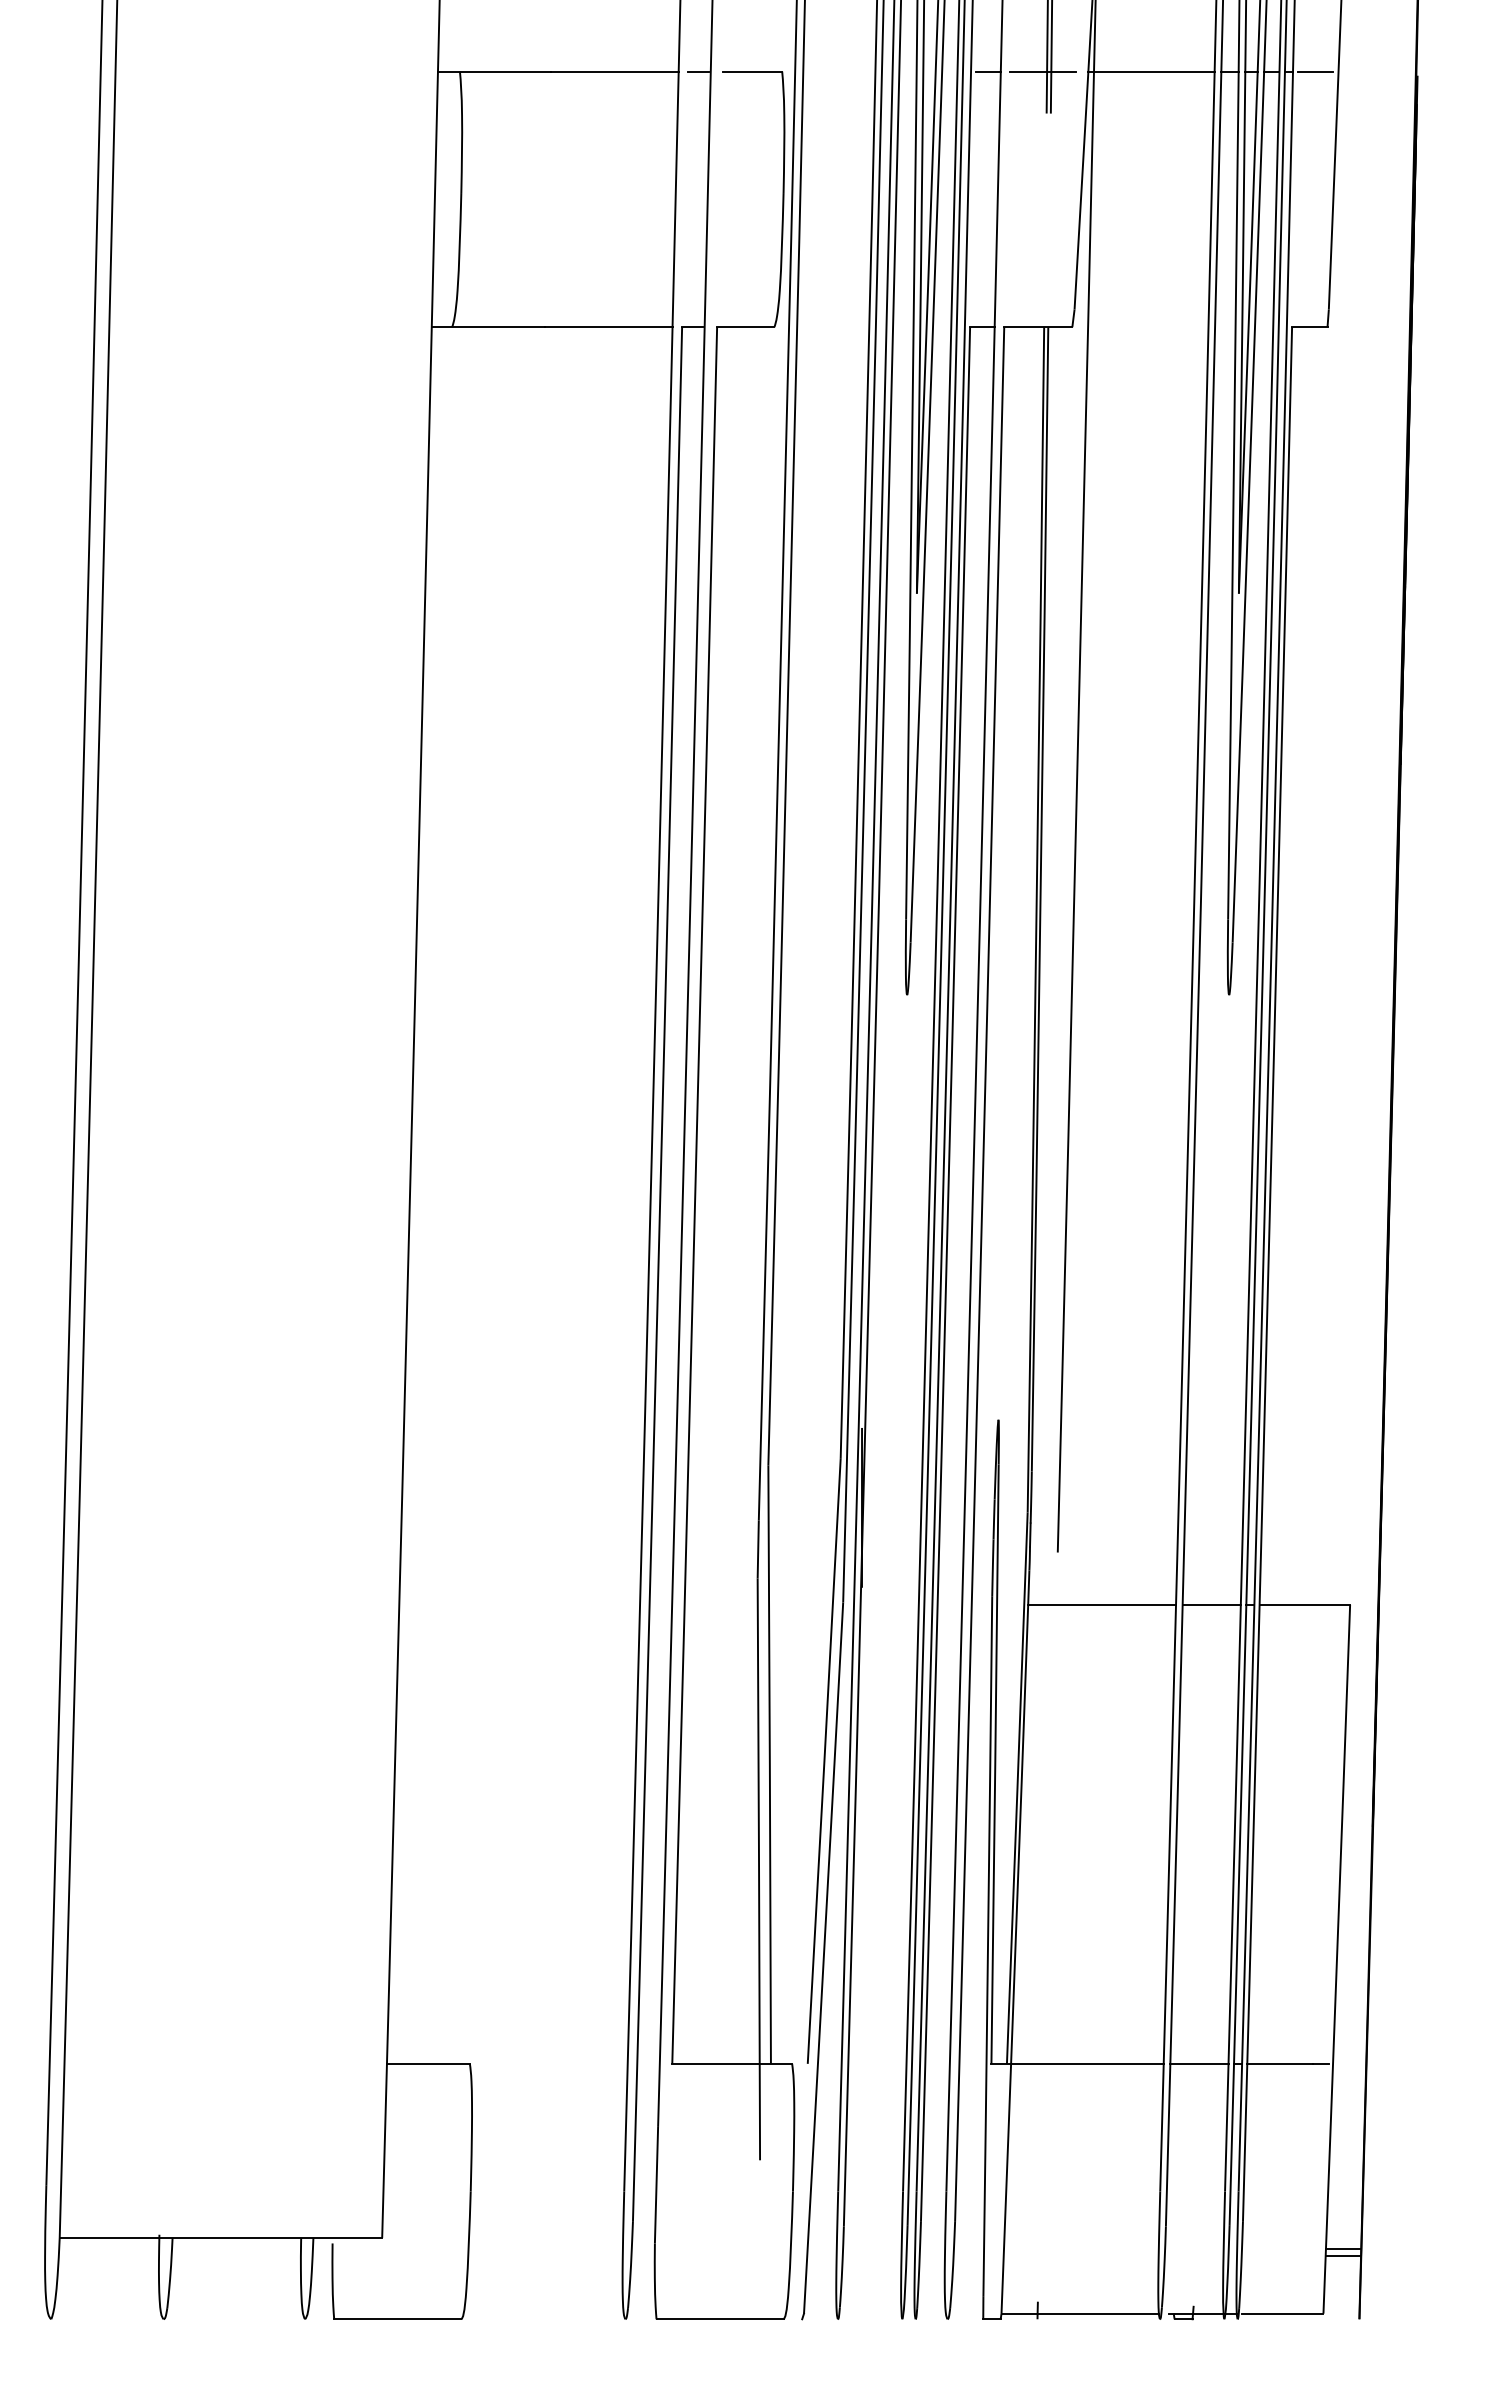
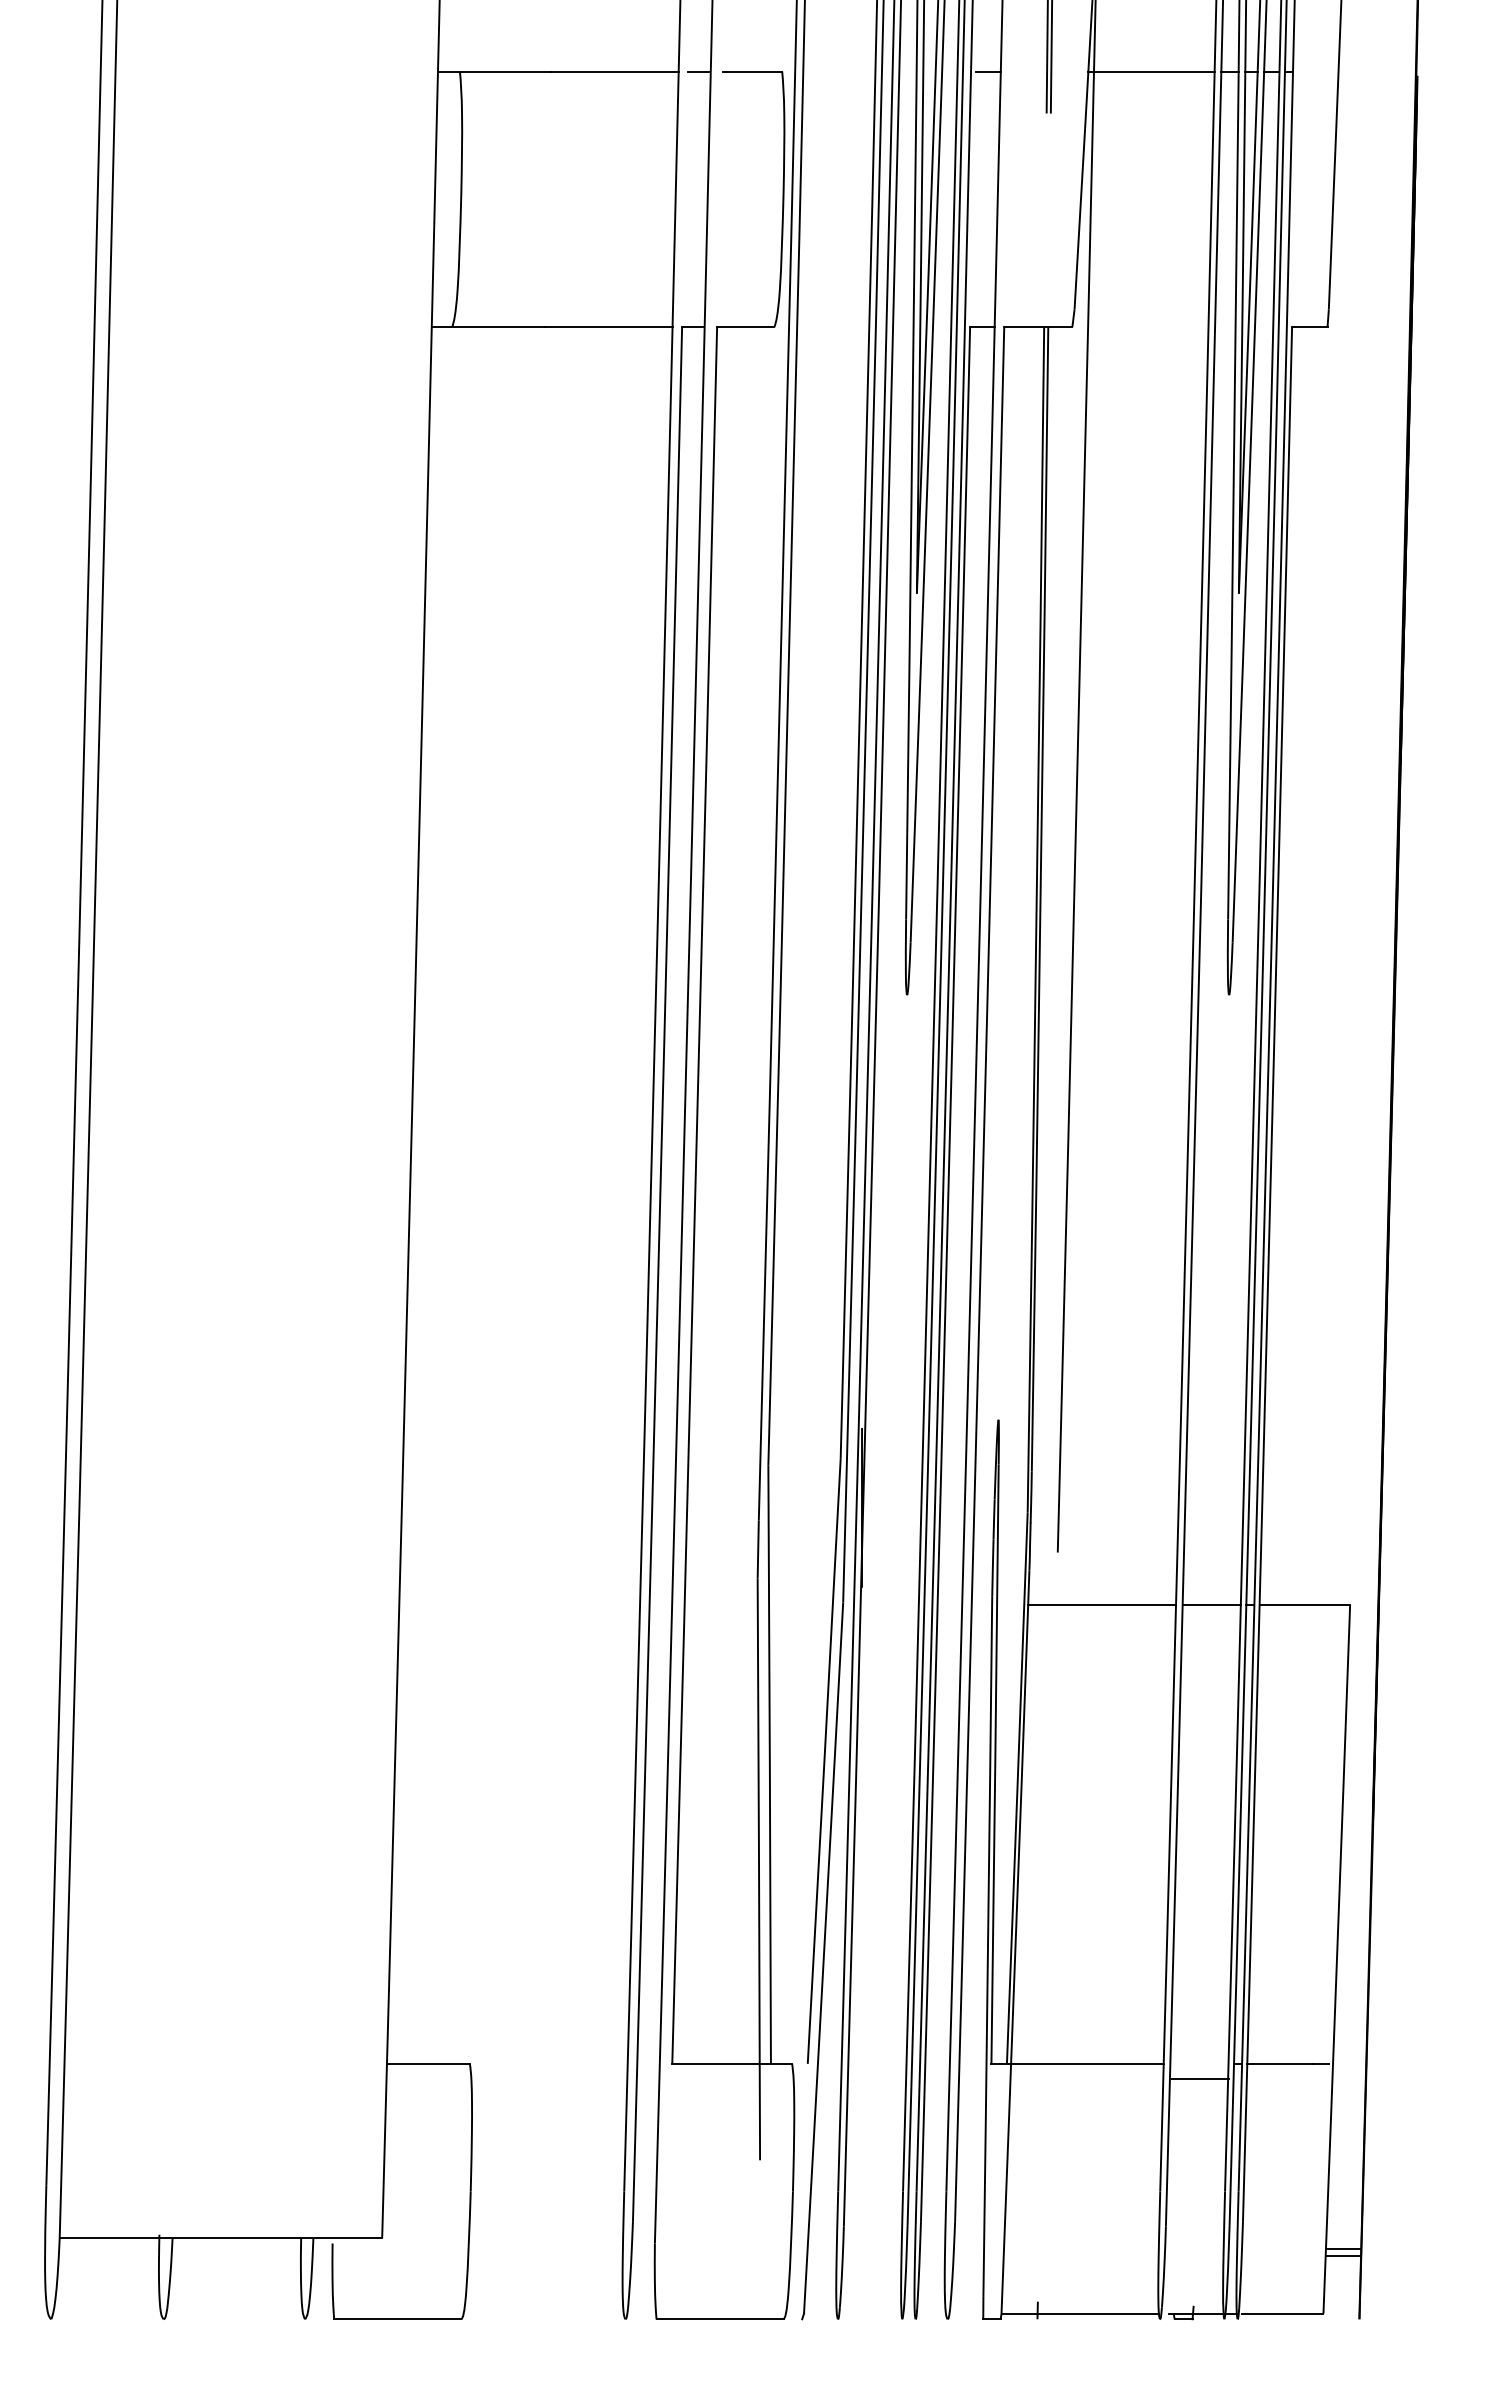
line: present -> none (1043, 71)
line: present -> none (1315, 71)
line position: (1199, 2063) -> (1199, 2078) (1199, 2078)
